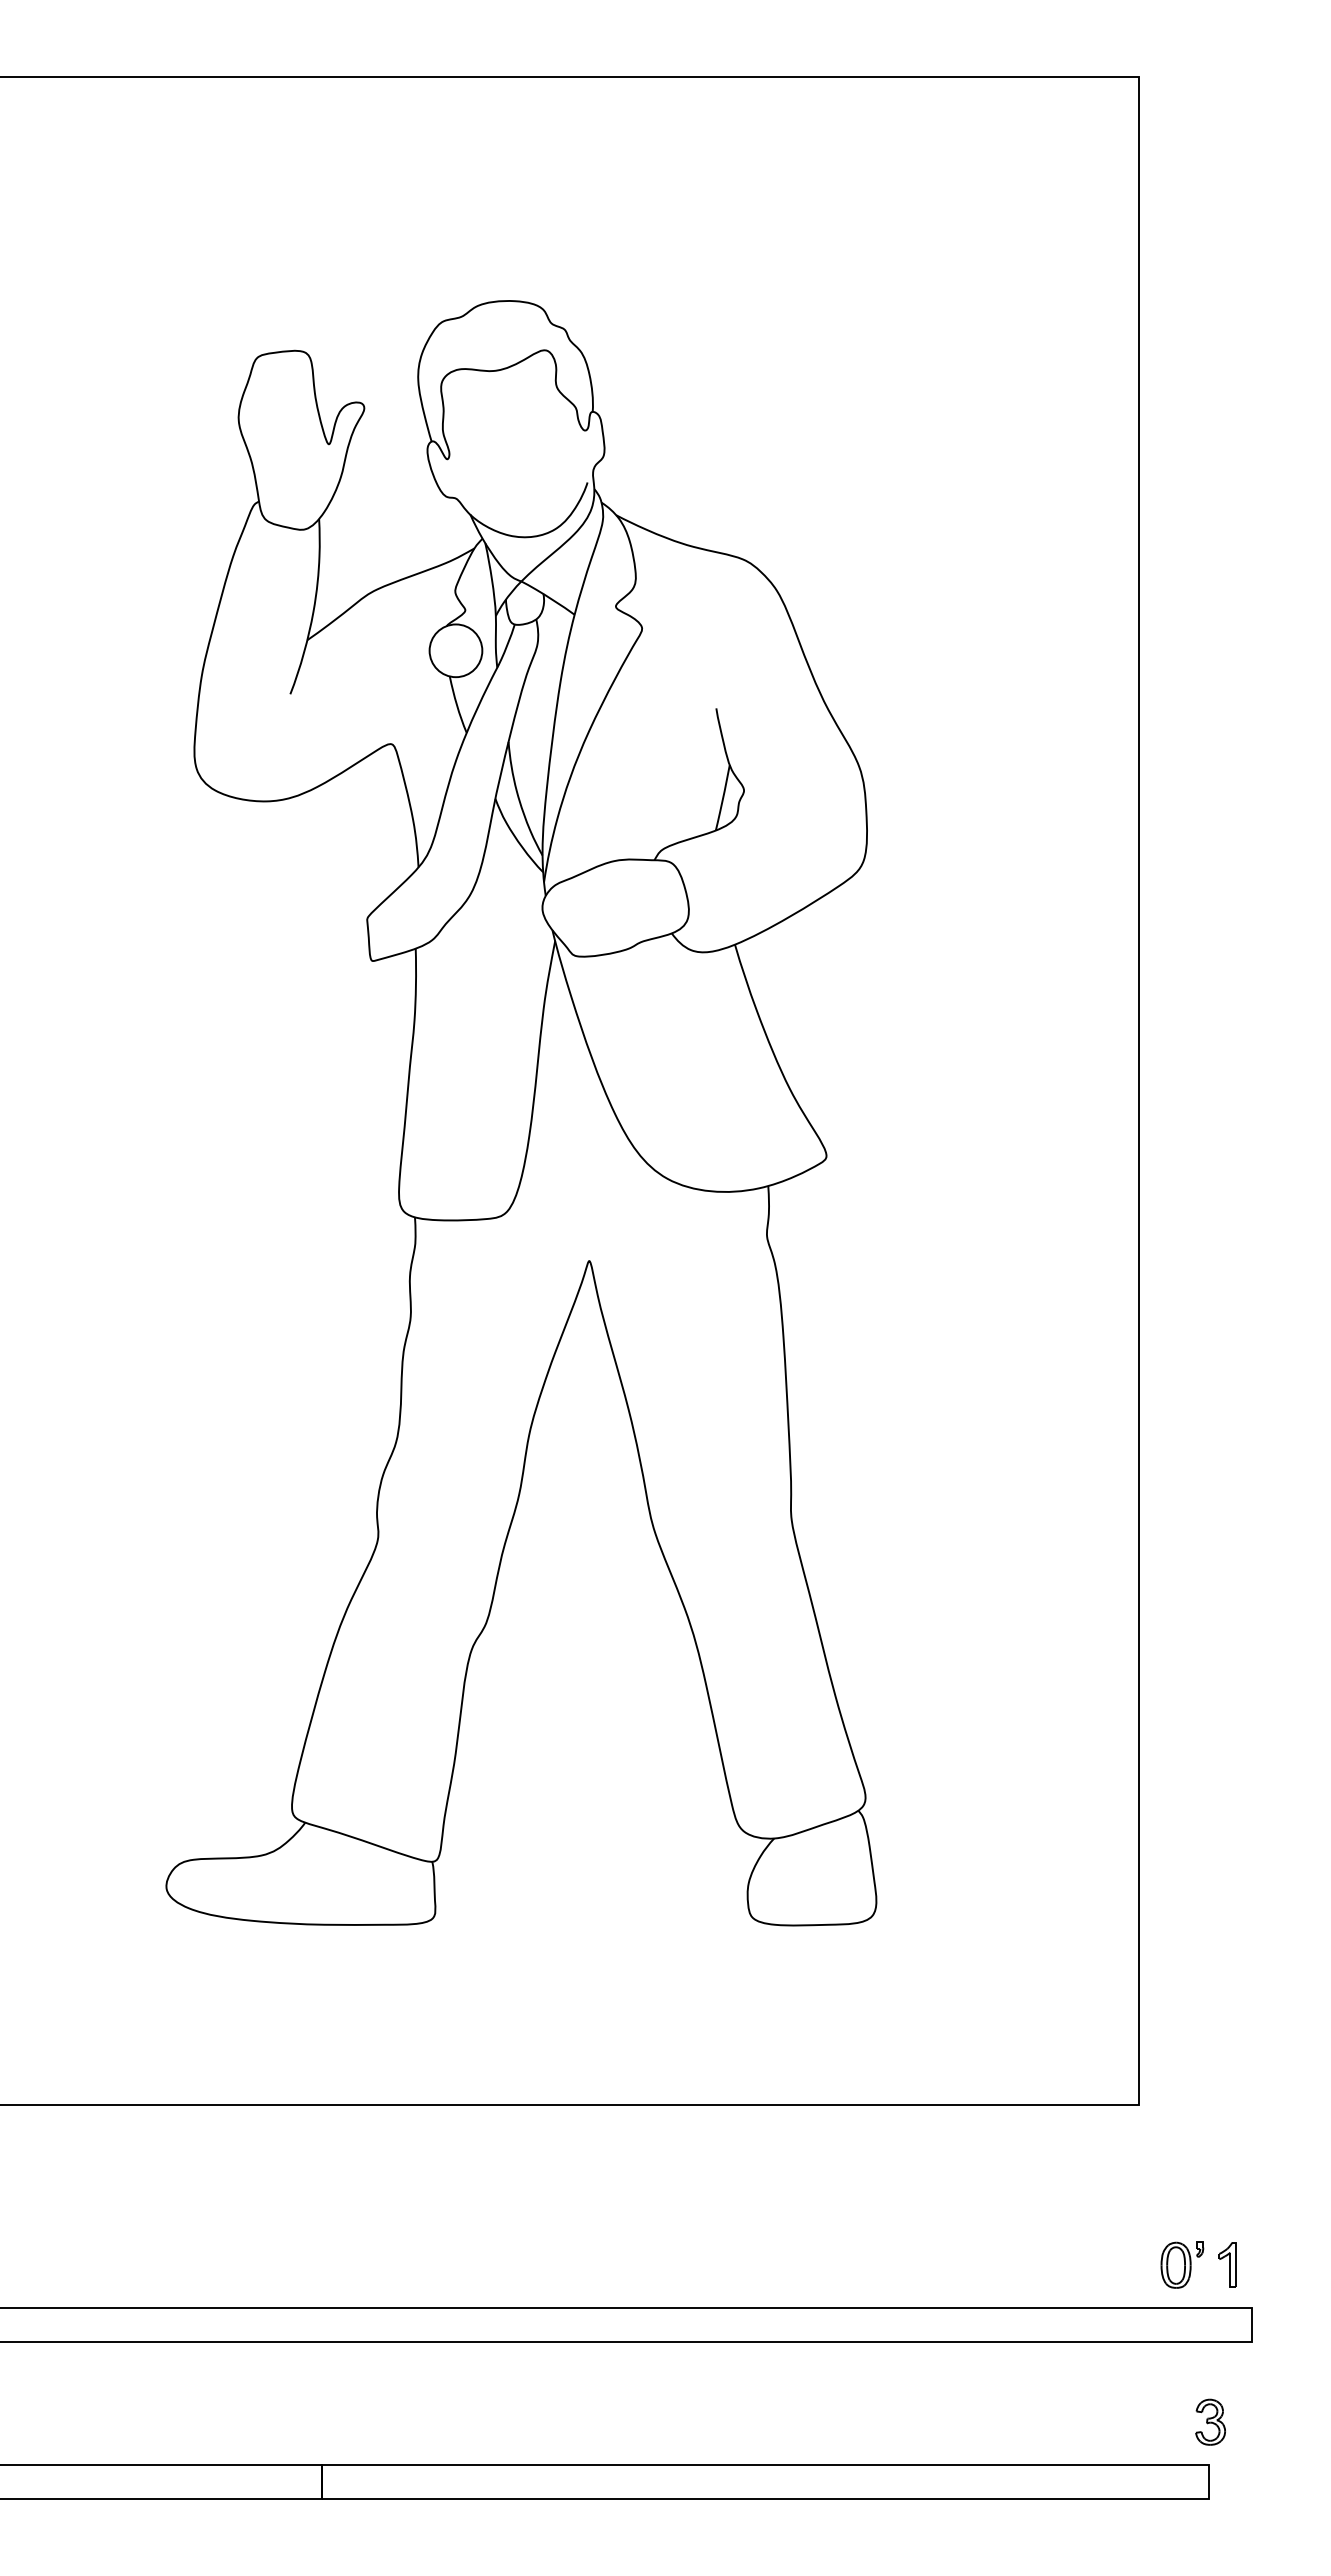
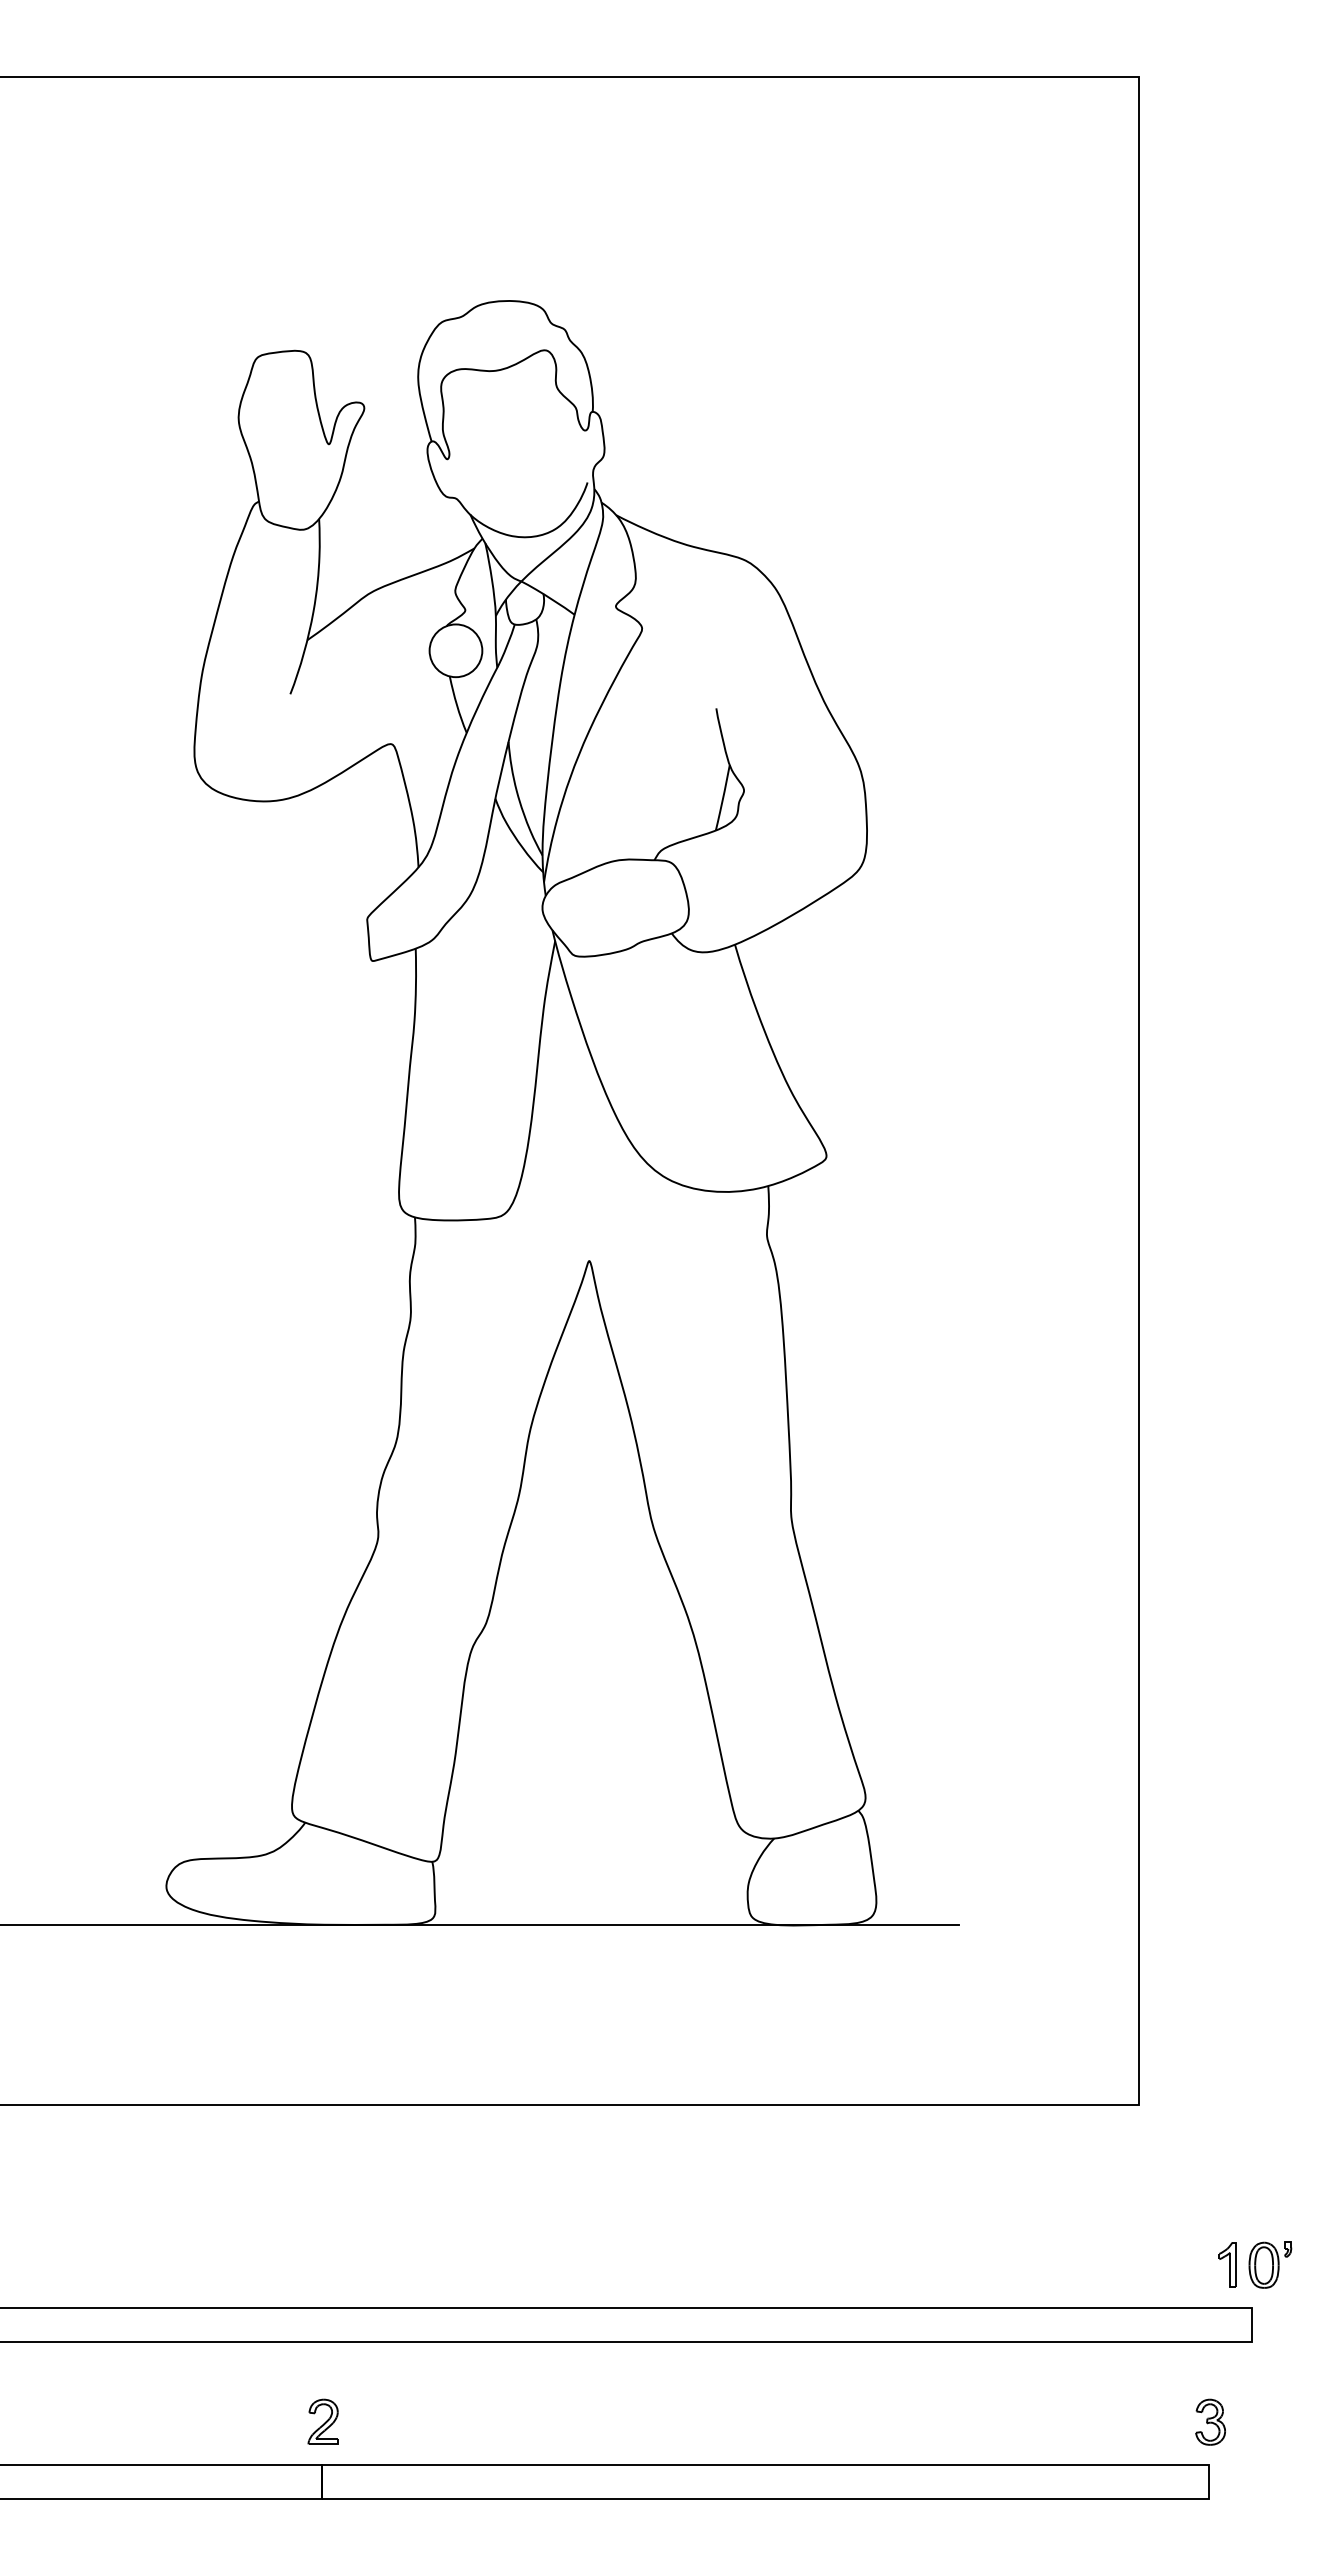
line: none -> present (480, 1924)
part position: (1182, 2264) -> (1270, 2264) (1270, 2264)
part: none -> present (322, 2421)
